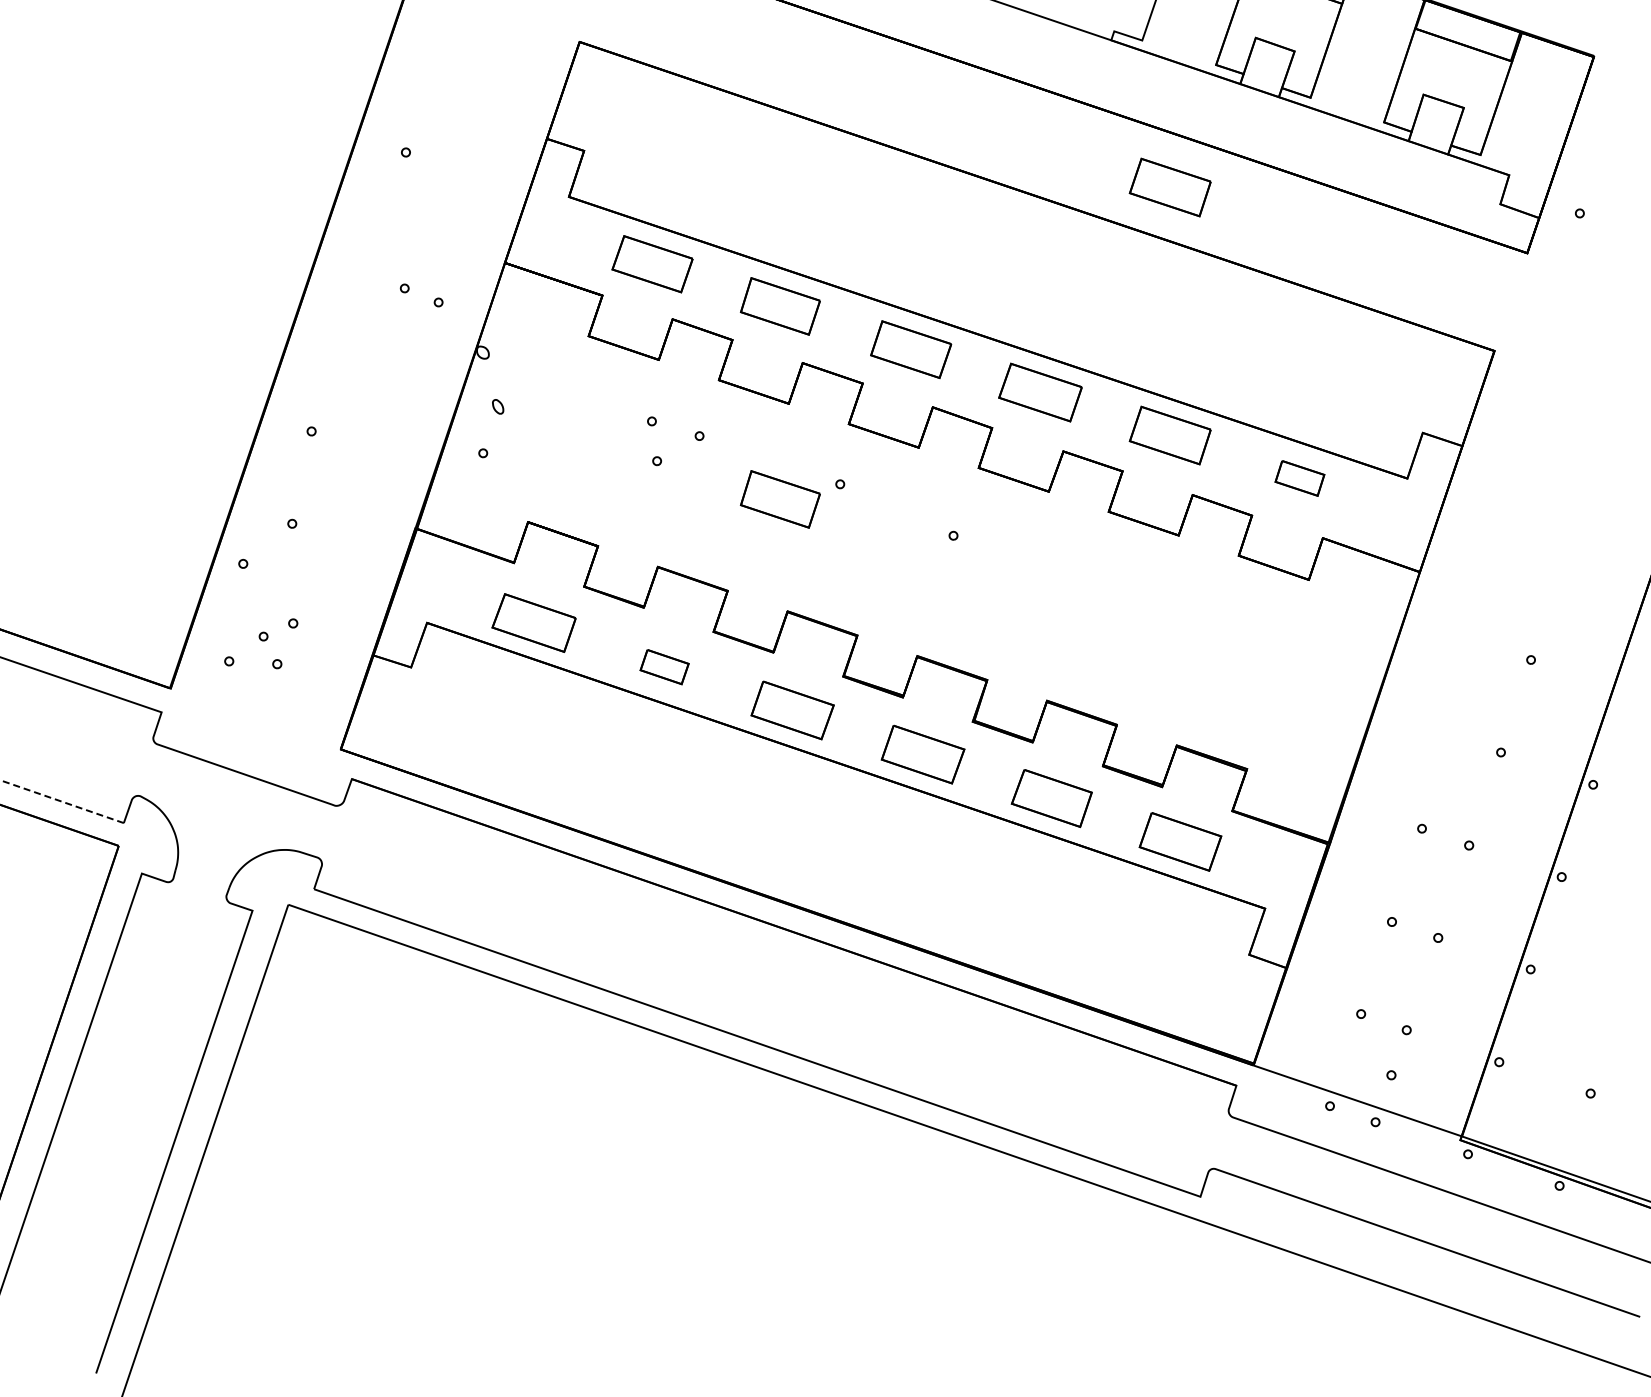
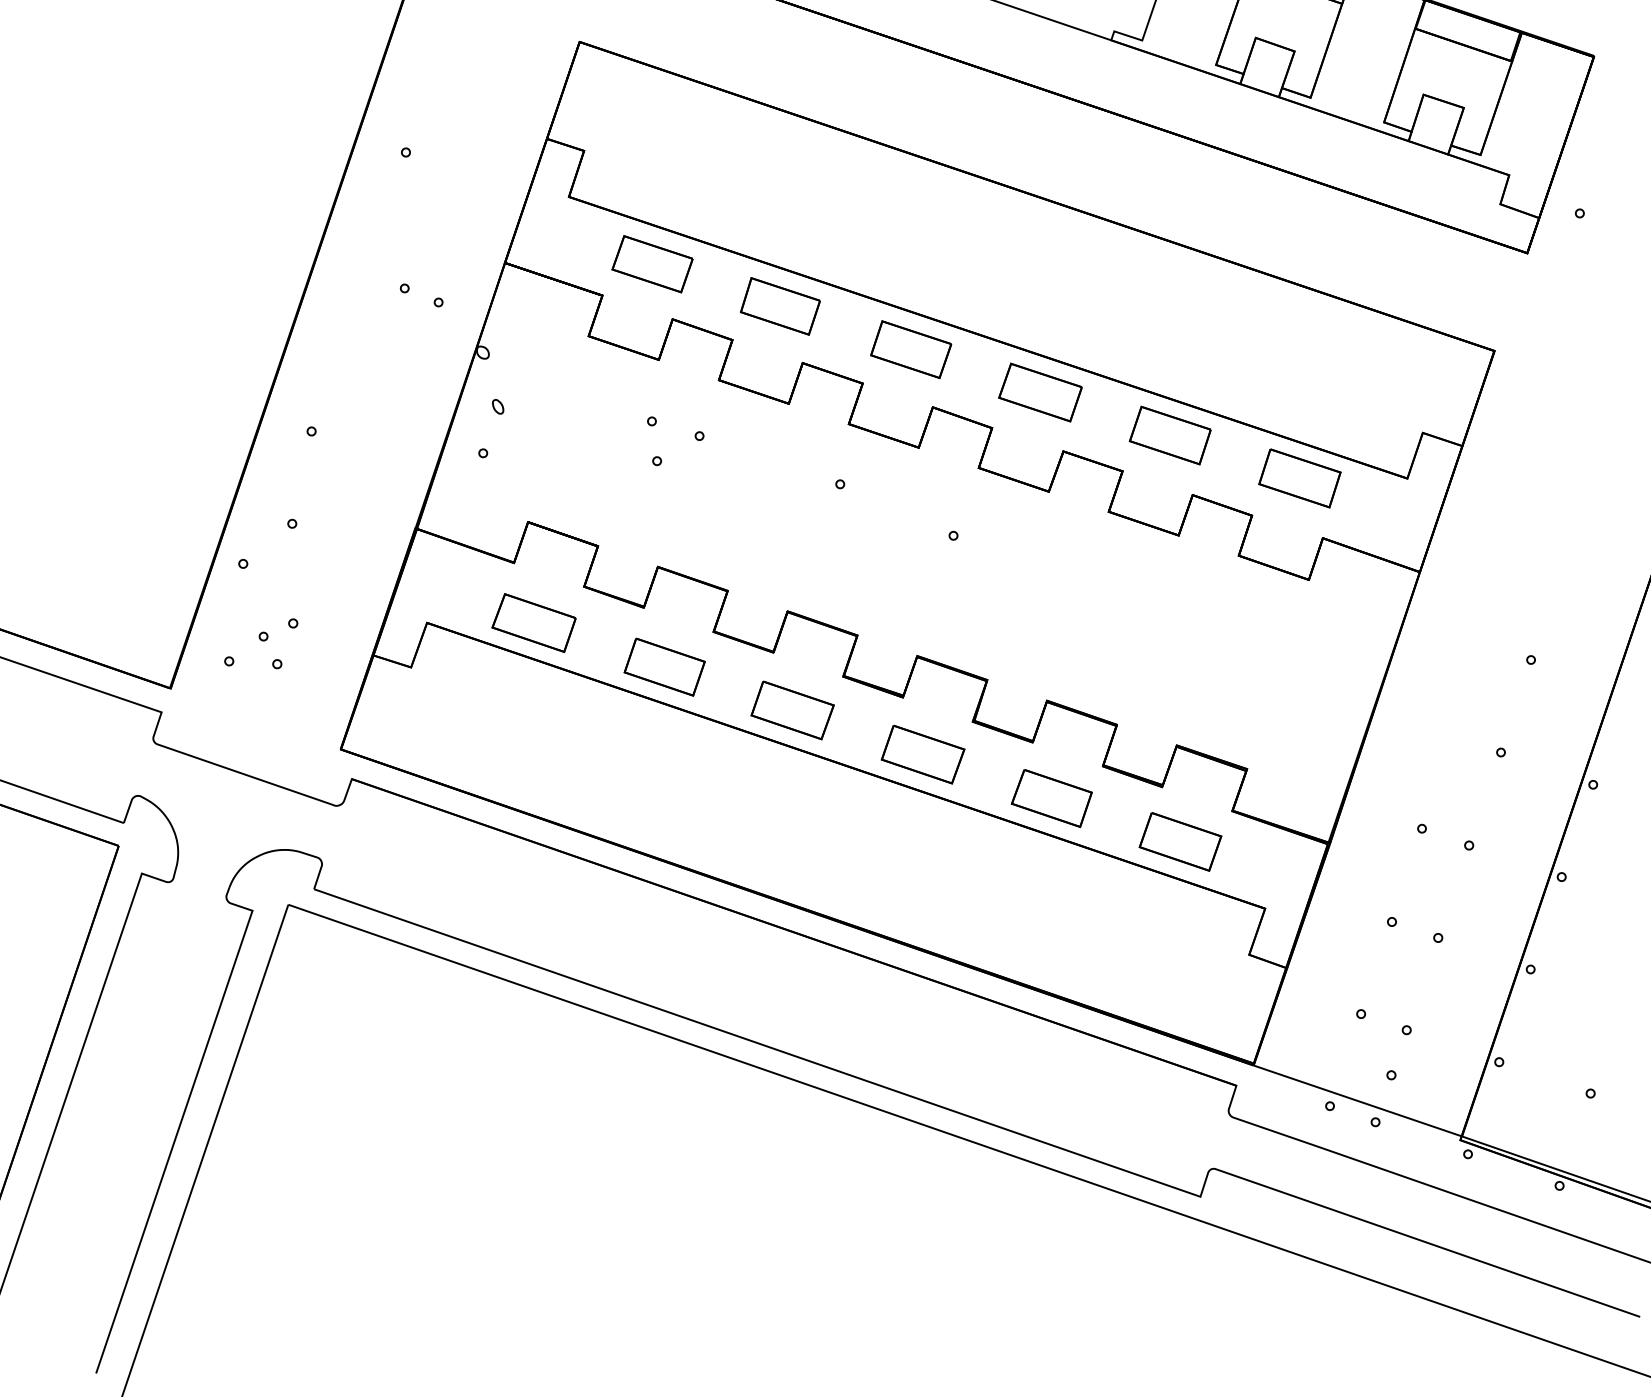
part: present -> none (1169, 187)
part size: 52x37 px -> 84x61 px (1299, 478)
part: present -> none (779, 499)
part size: 51x37 px -> 83x60 px (664, 666)
line: dashed -> solid (61, 801)
